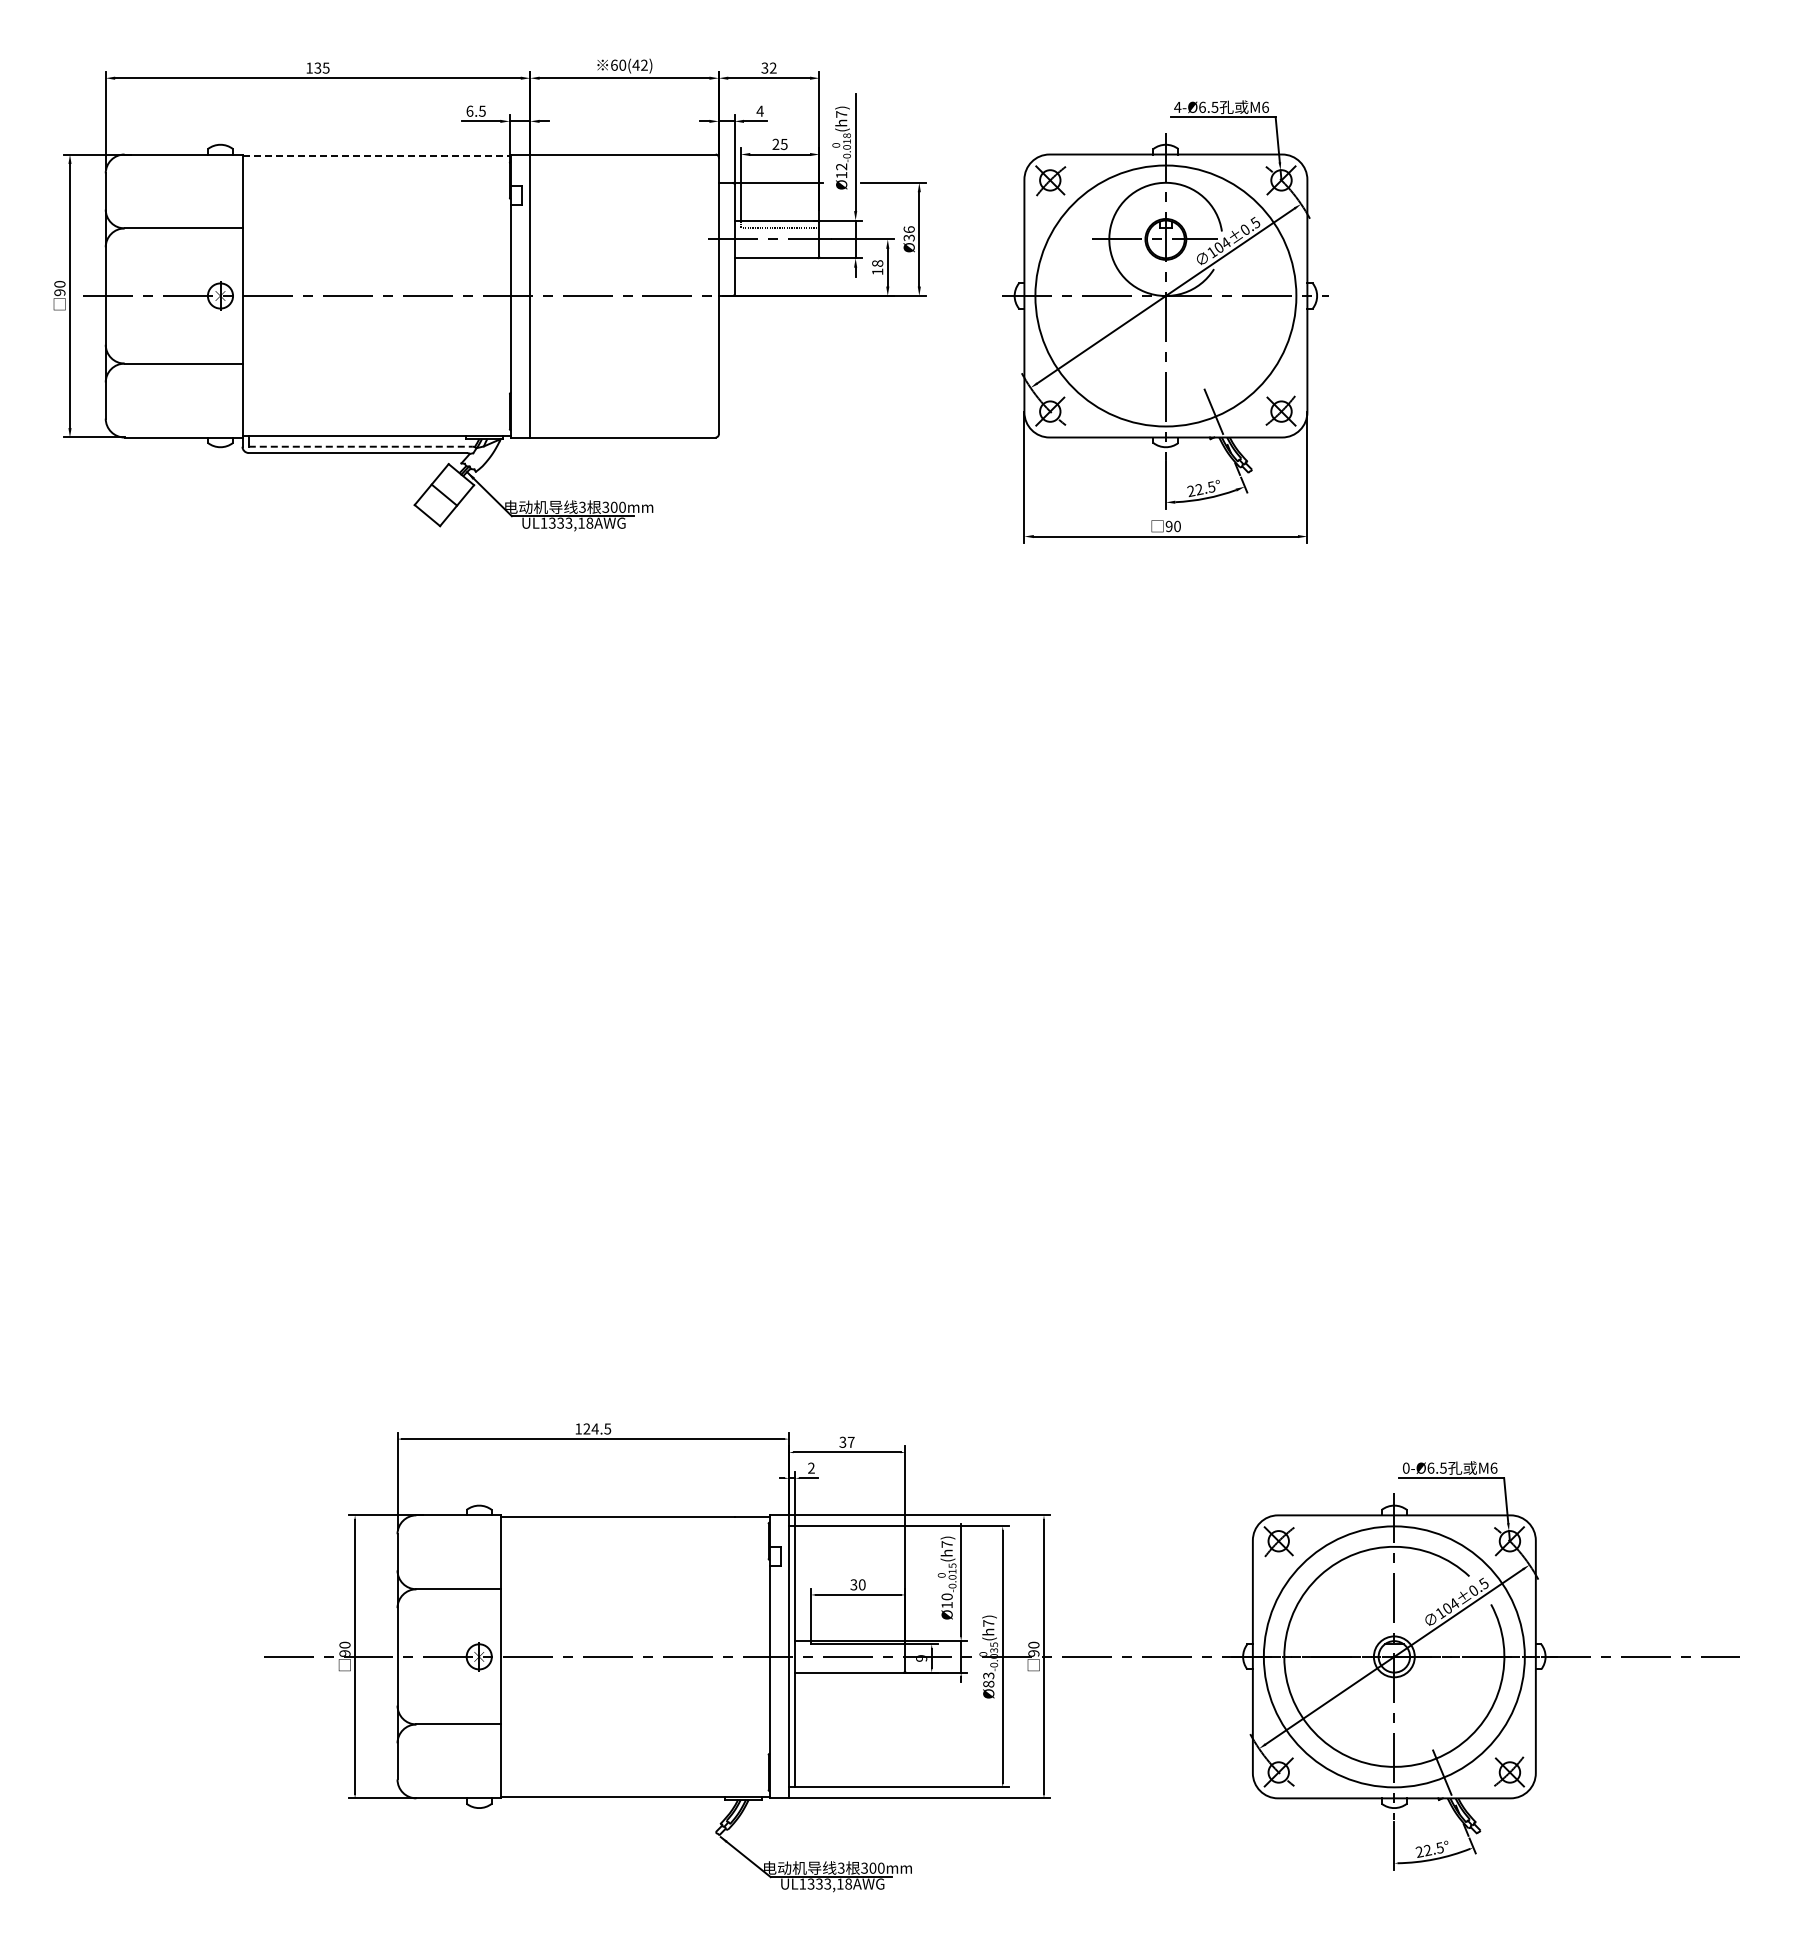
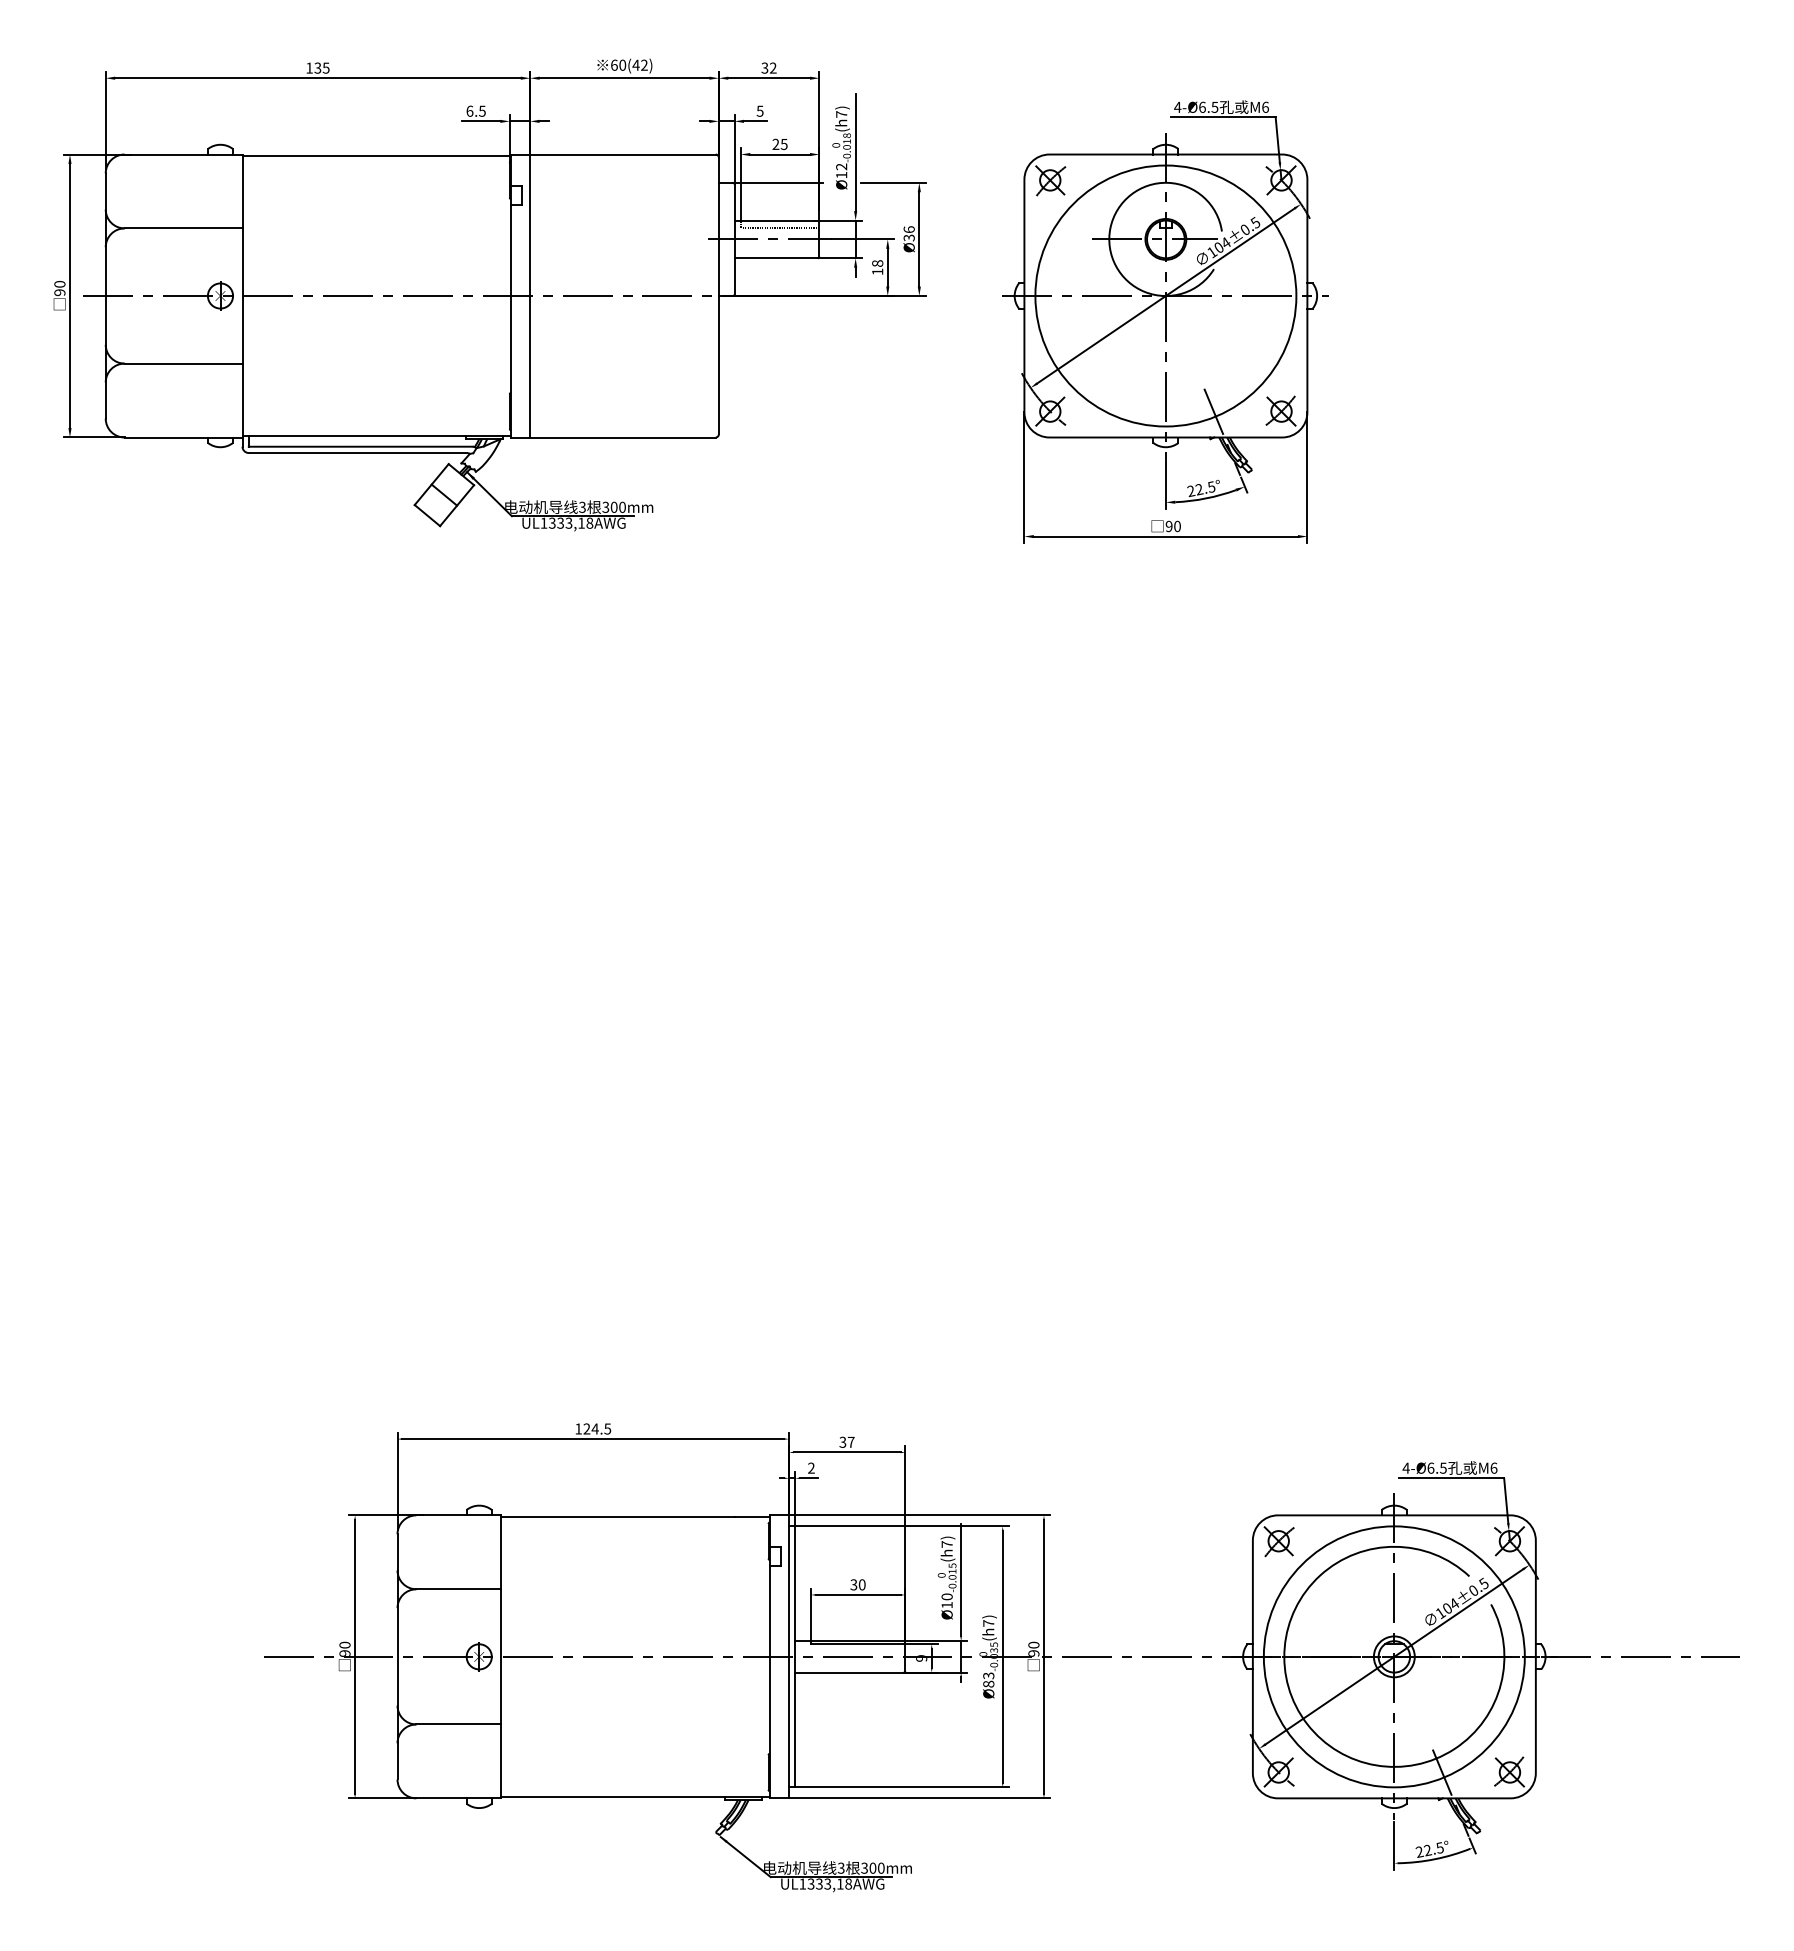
text: 4 -> 5 (759, 110)
line: dashed -> solid (377, 156)
line: dashed -> solid (360, 446)
text: 0-Ø6.5 -> 4-Ø6.5 (1405, 1467)
